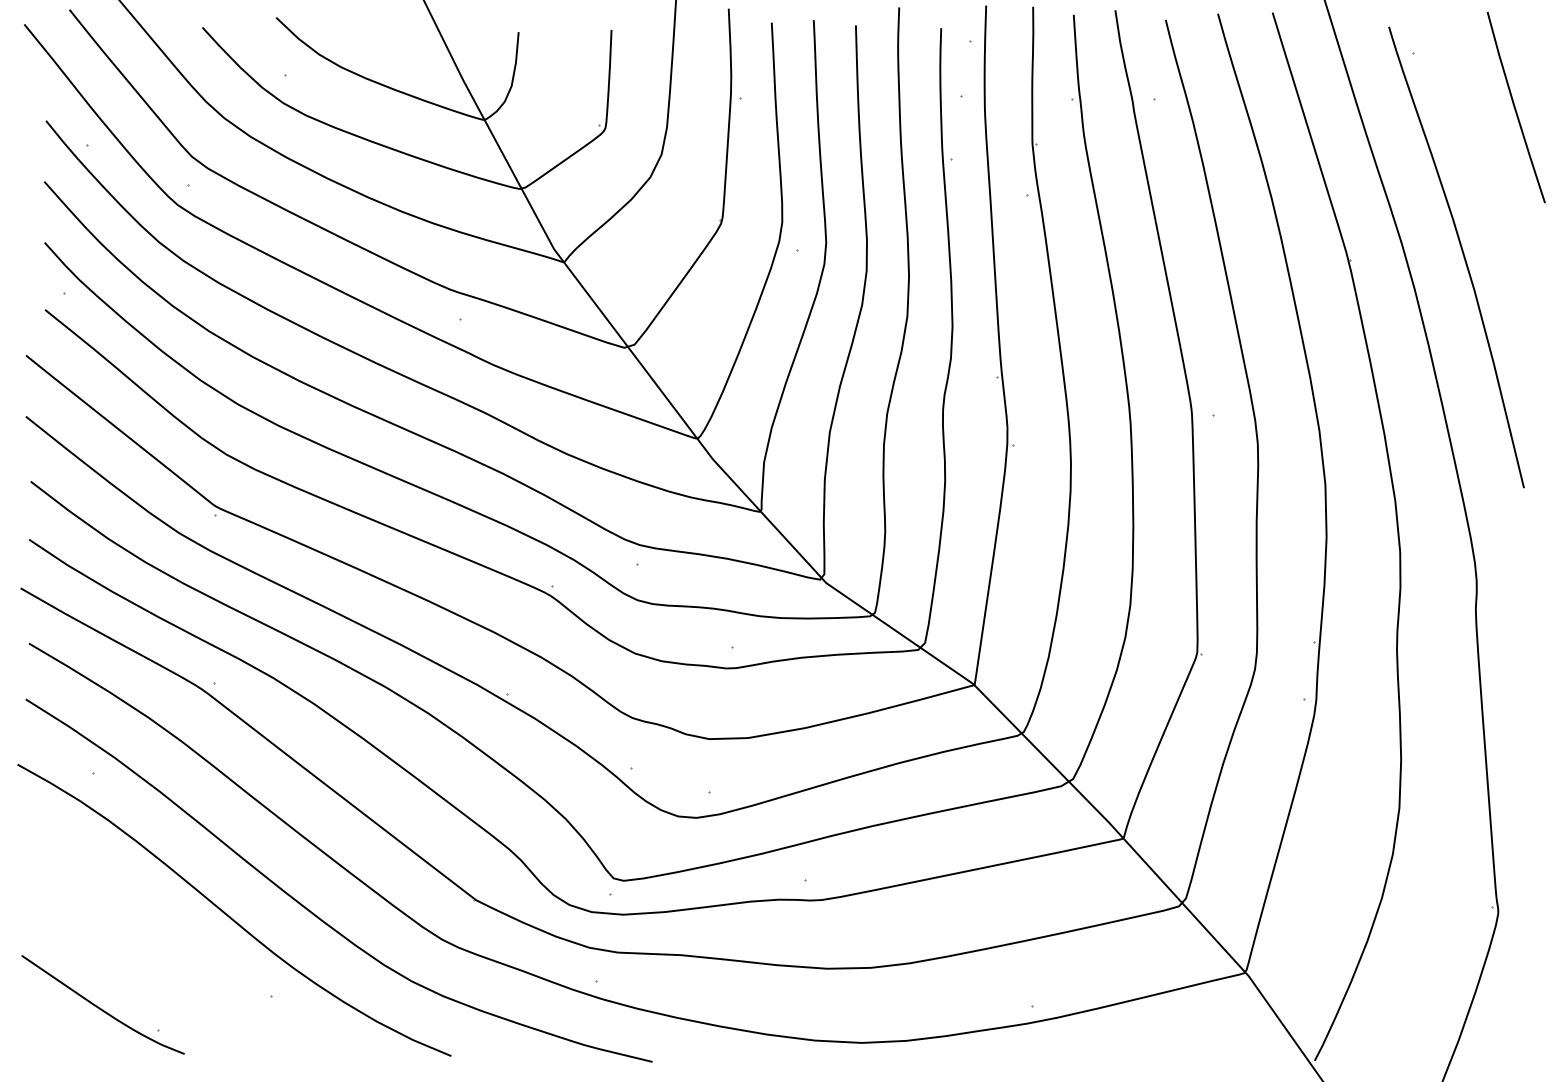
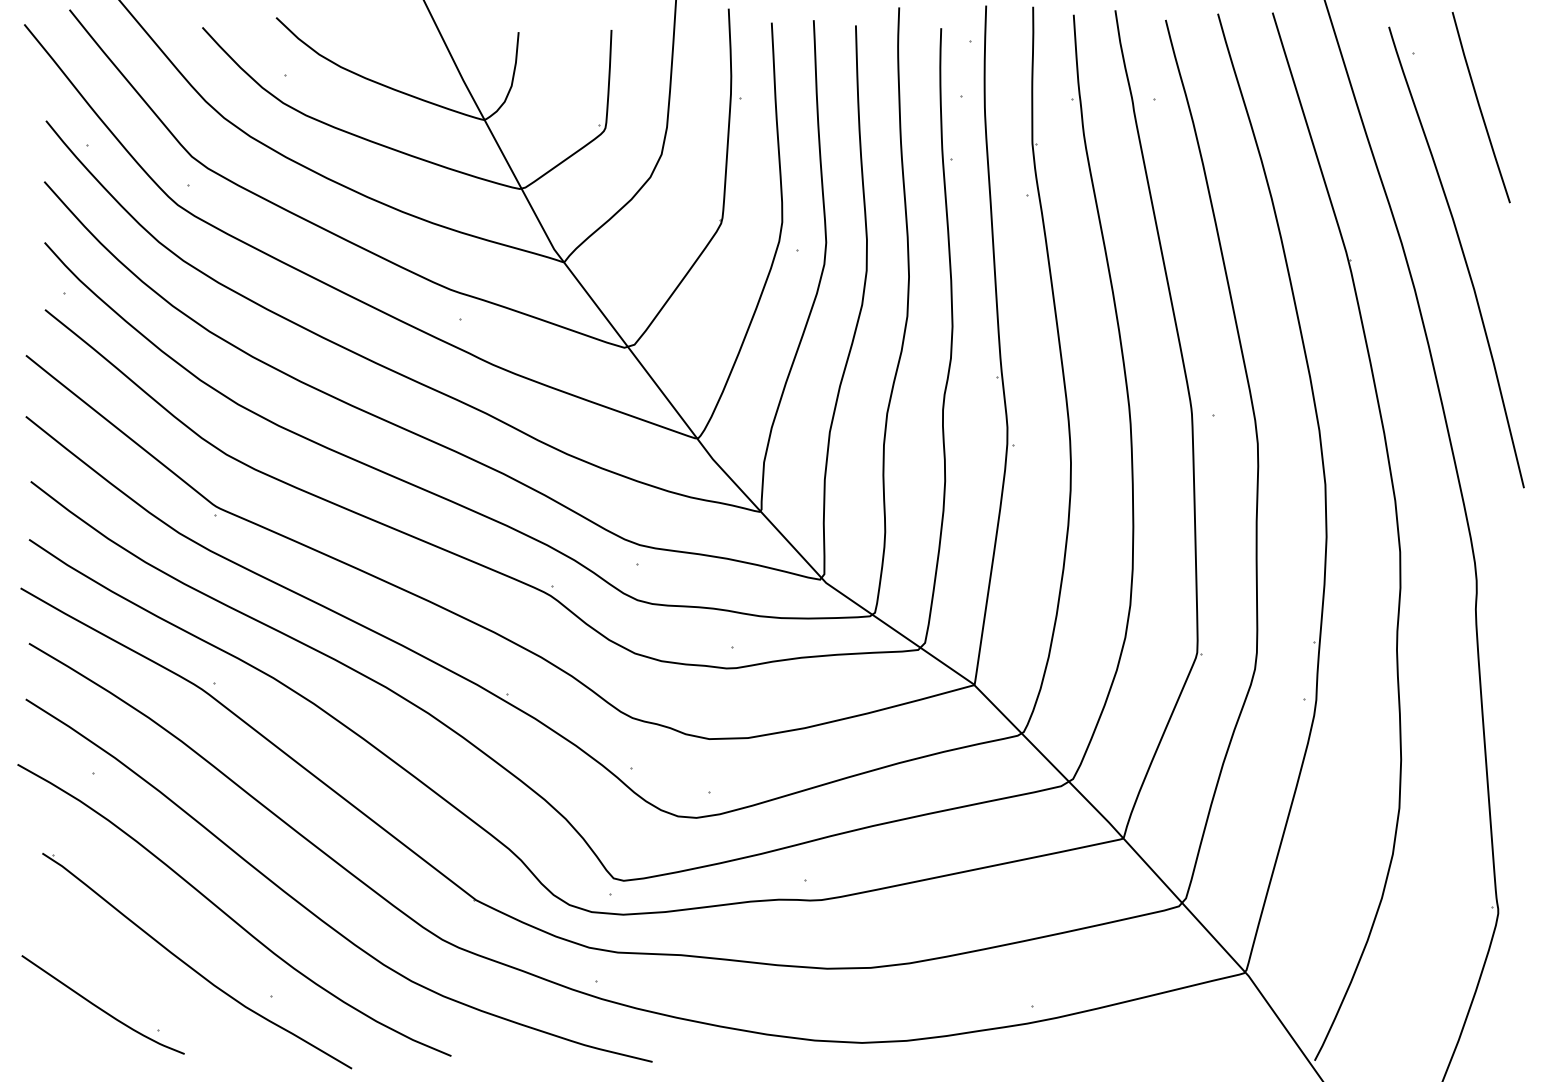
line position: (1515, 107) -> (1480, 107) (1480, 107)
part: none -> present (192, 967)
